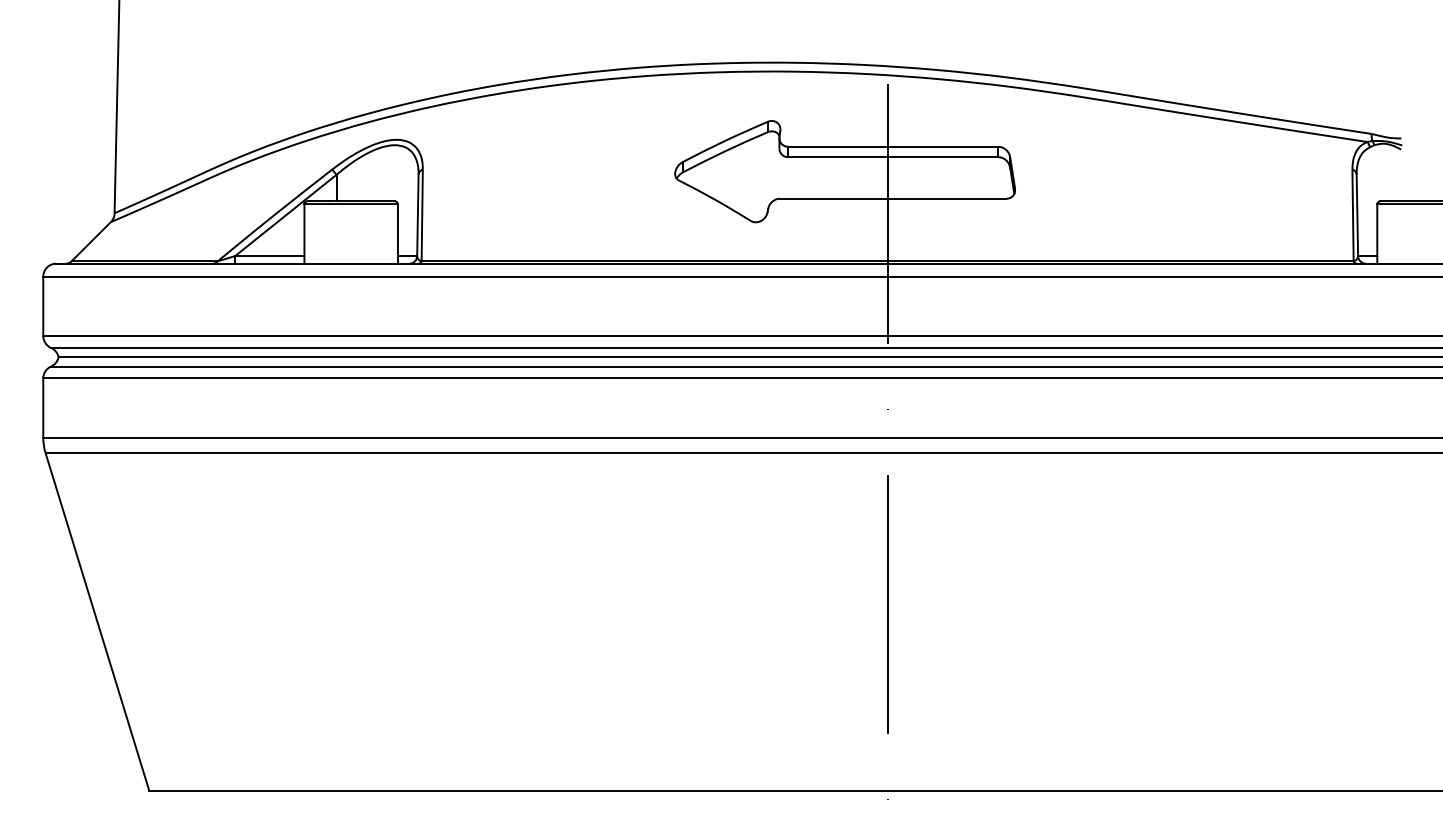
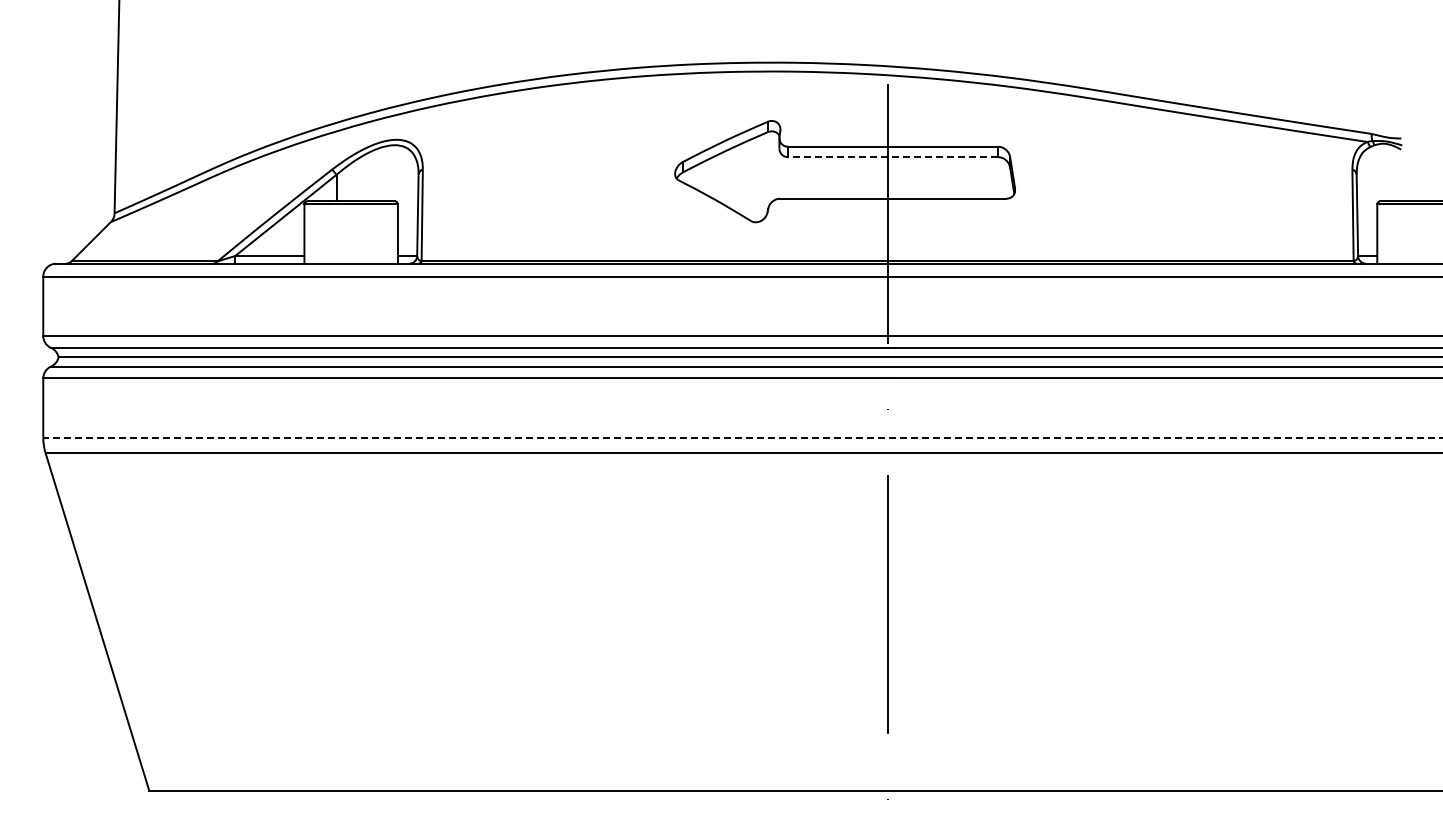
line: solid -> dashed (893, 157)
line: solid -> dashed (742, 437)
